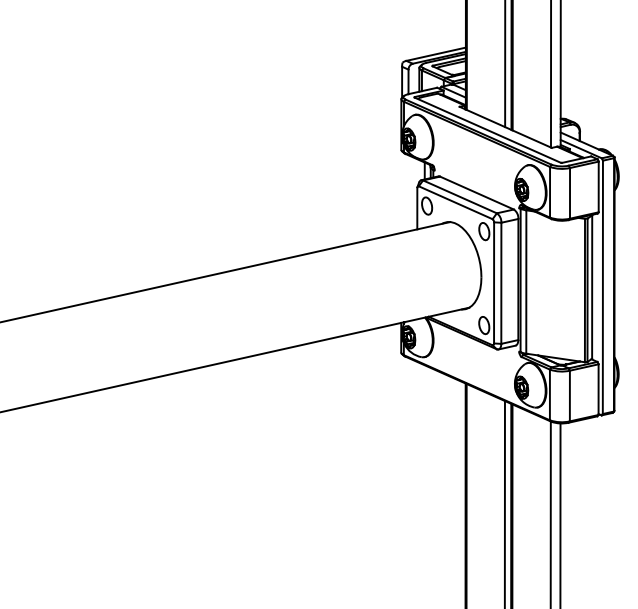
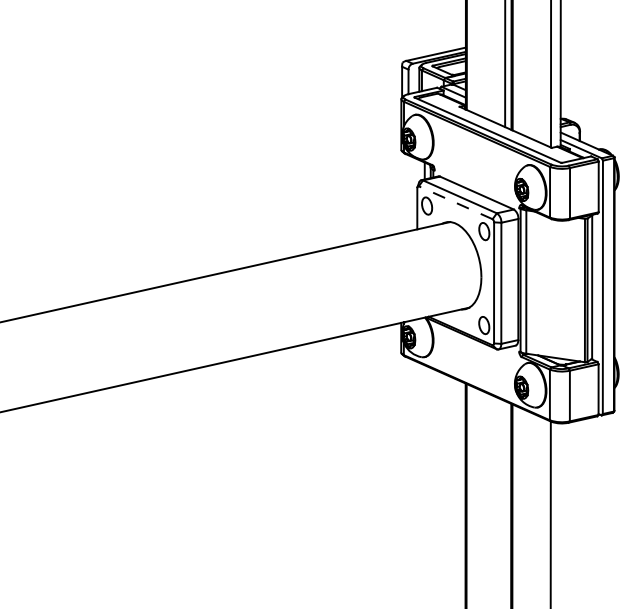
line: solid -> dashed (455, 202)
line: present -> none (504, 503)
line: present -> none (560, 514)
